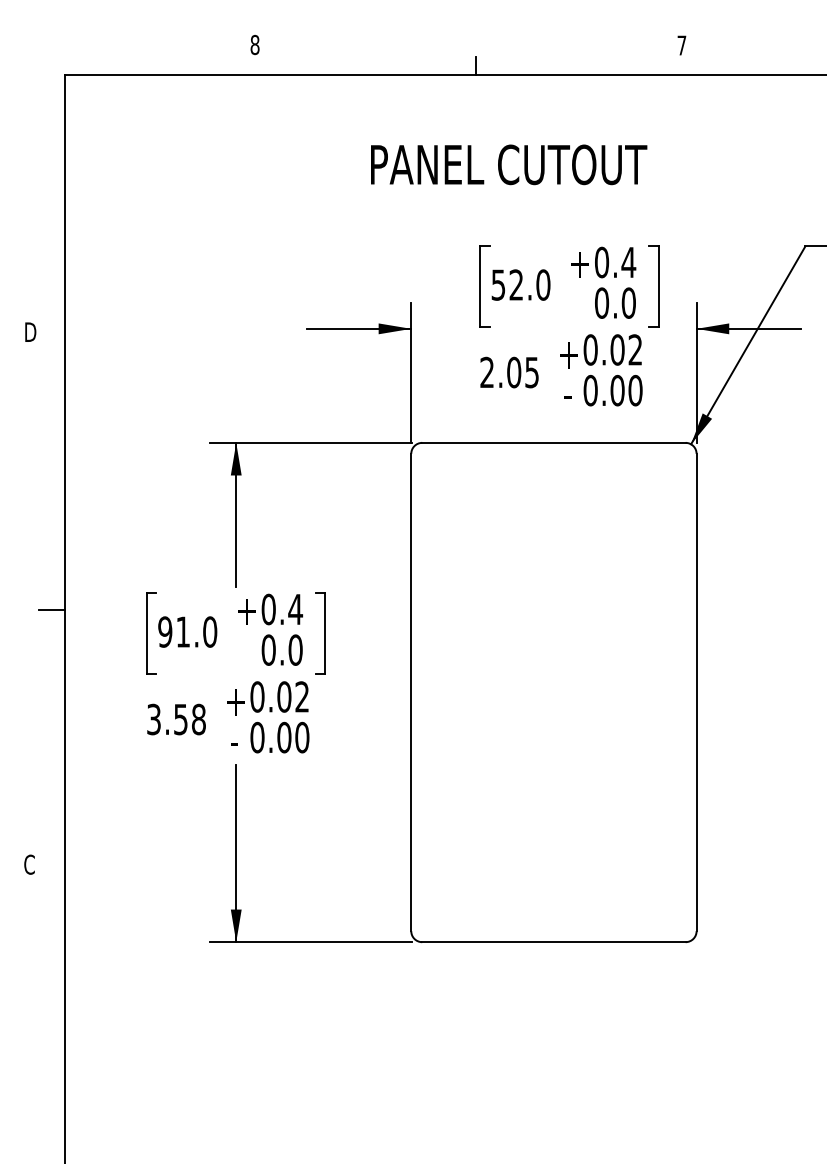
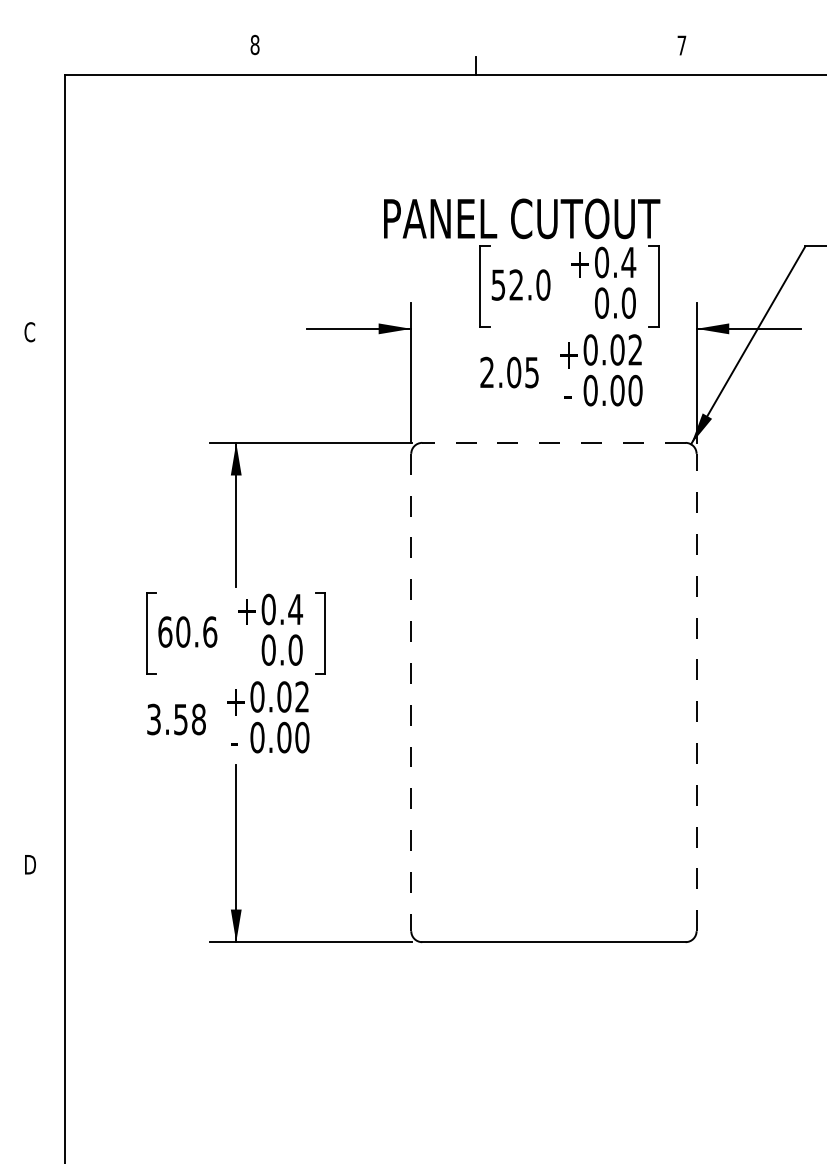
text position: (509, 164) -> (522, 218) (522, 218)
text: D -> C (30, 332)
line: solid -> dashed (553, 442)
line: present -> none (51, 610)
text: 91.0 -> 60.6 (187, 631)
line: solid -> dashed (411, 692)
line: solid -> dashed (696, 692)
text: C -> D (29, 864)
